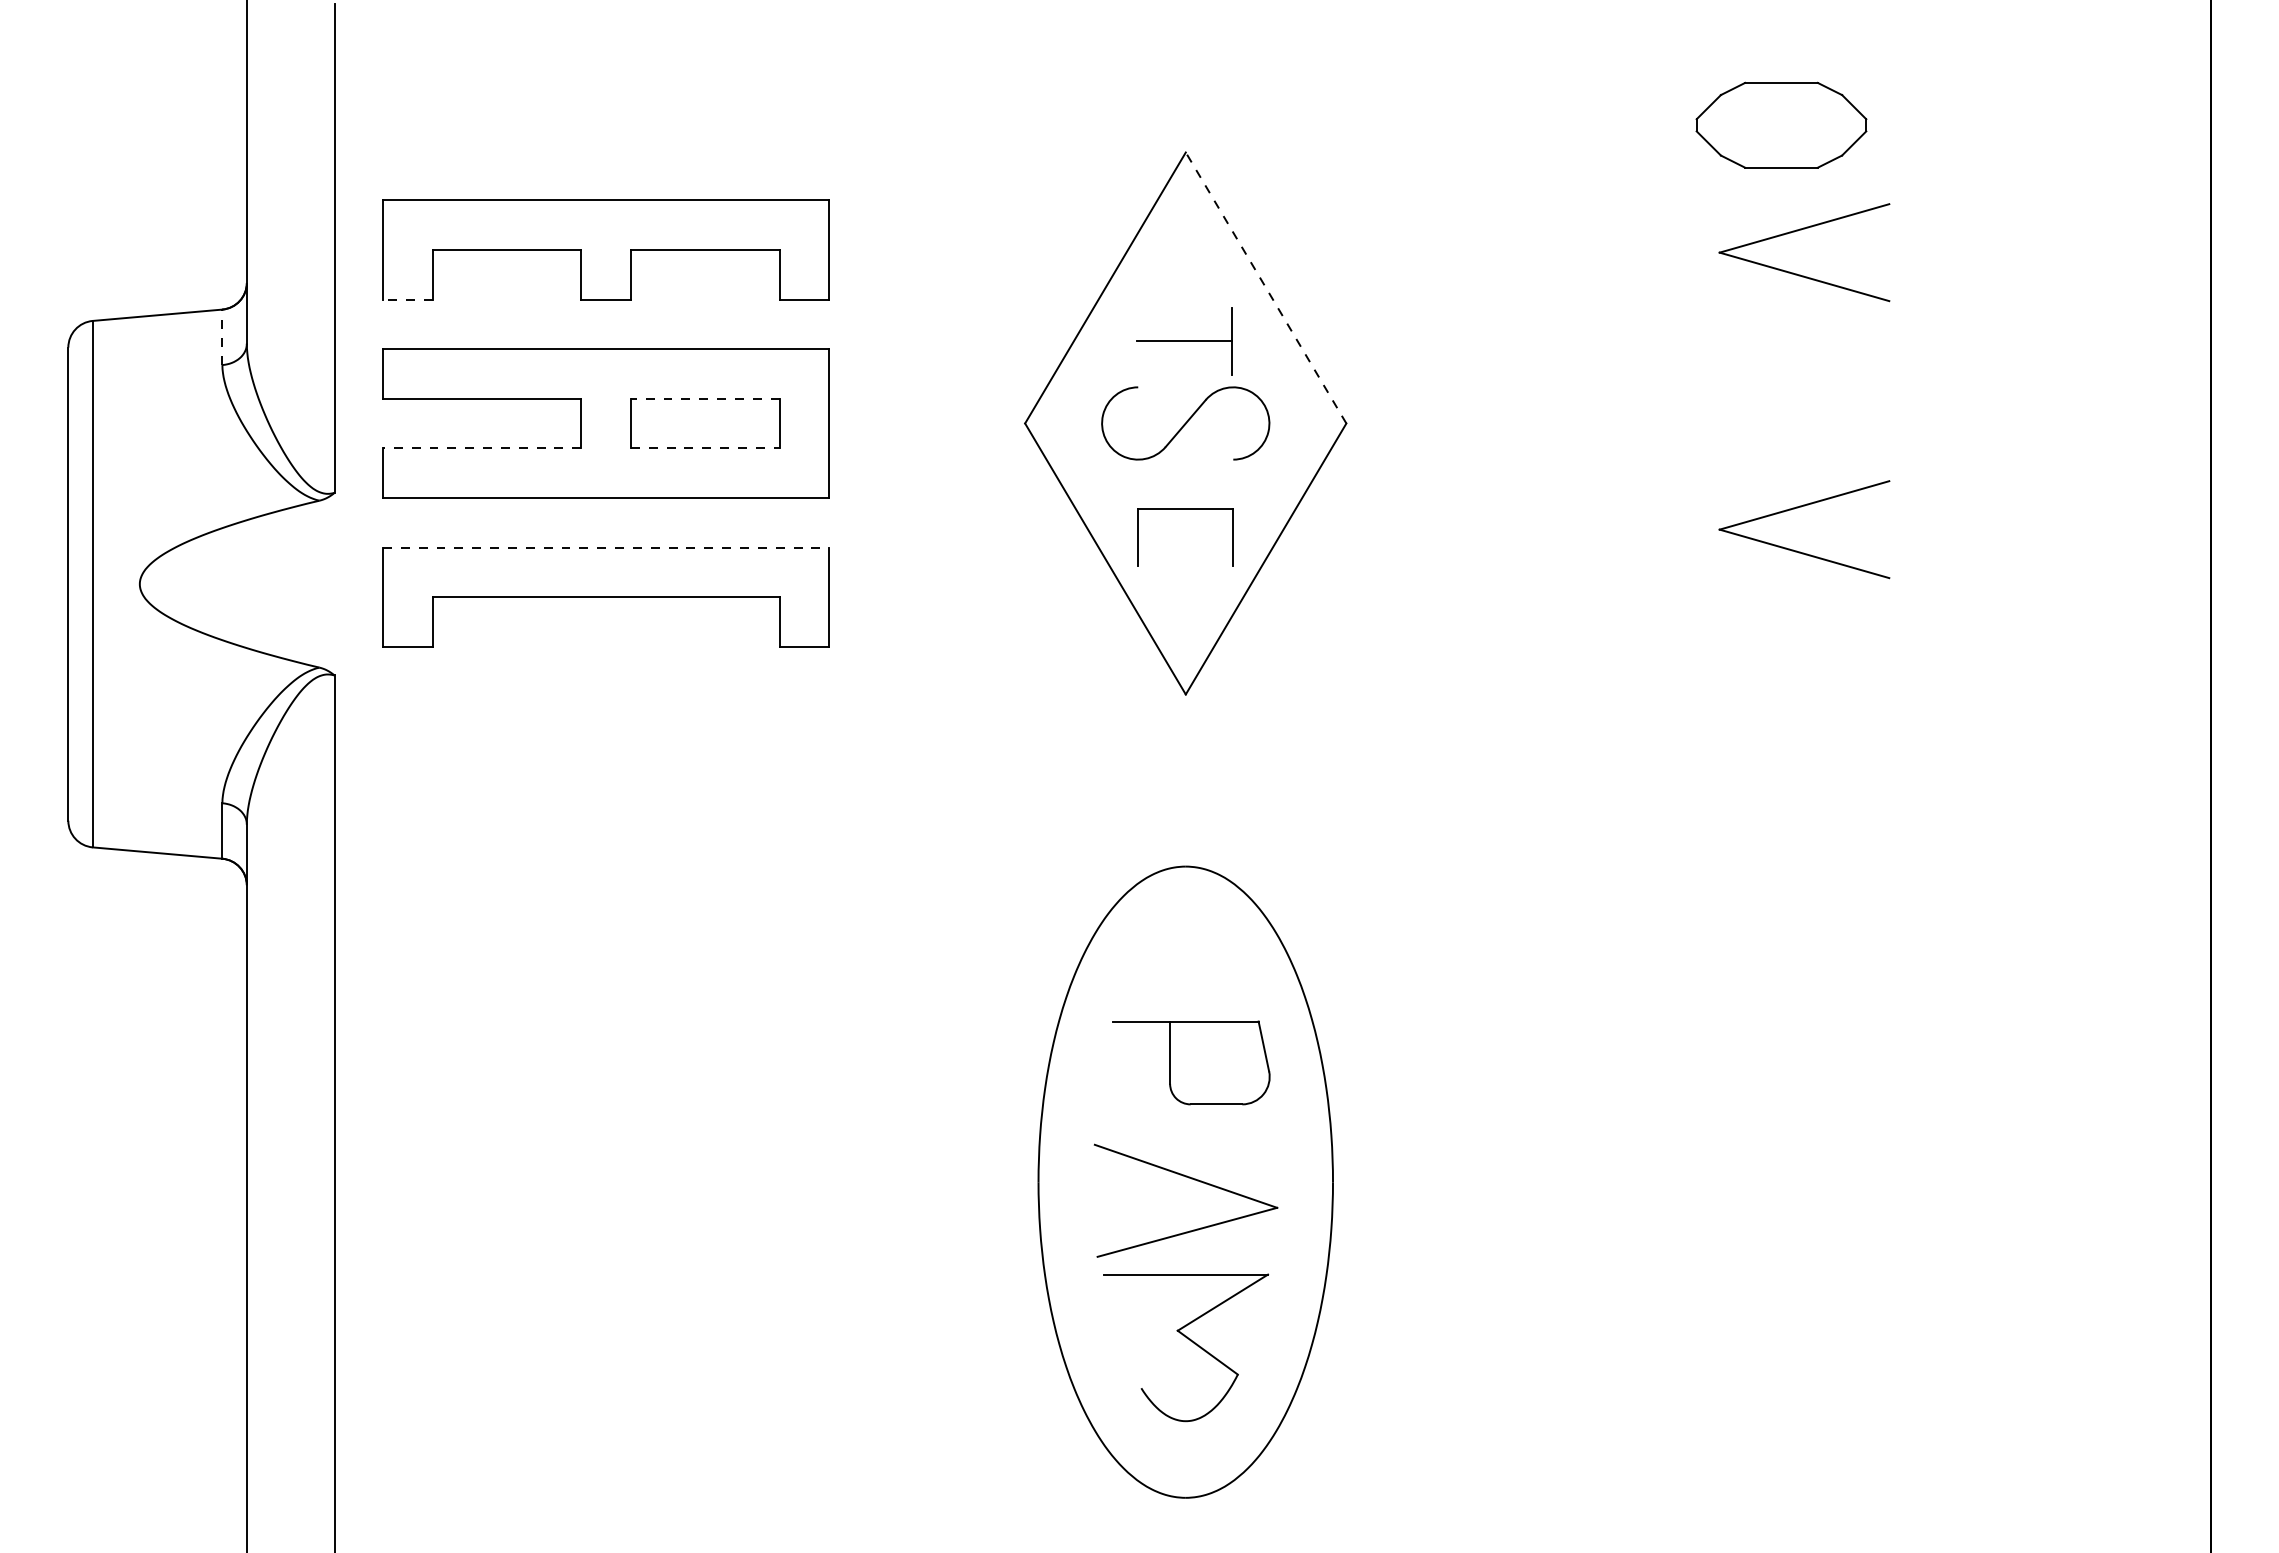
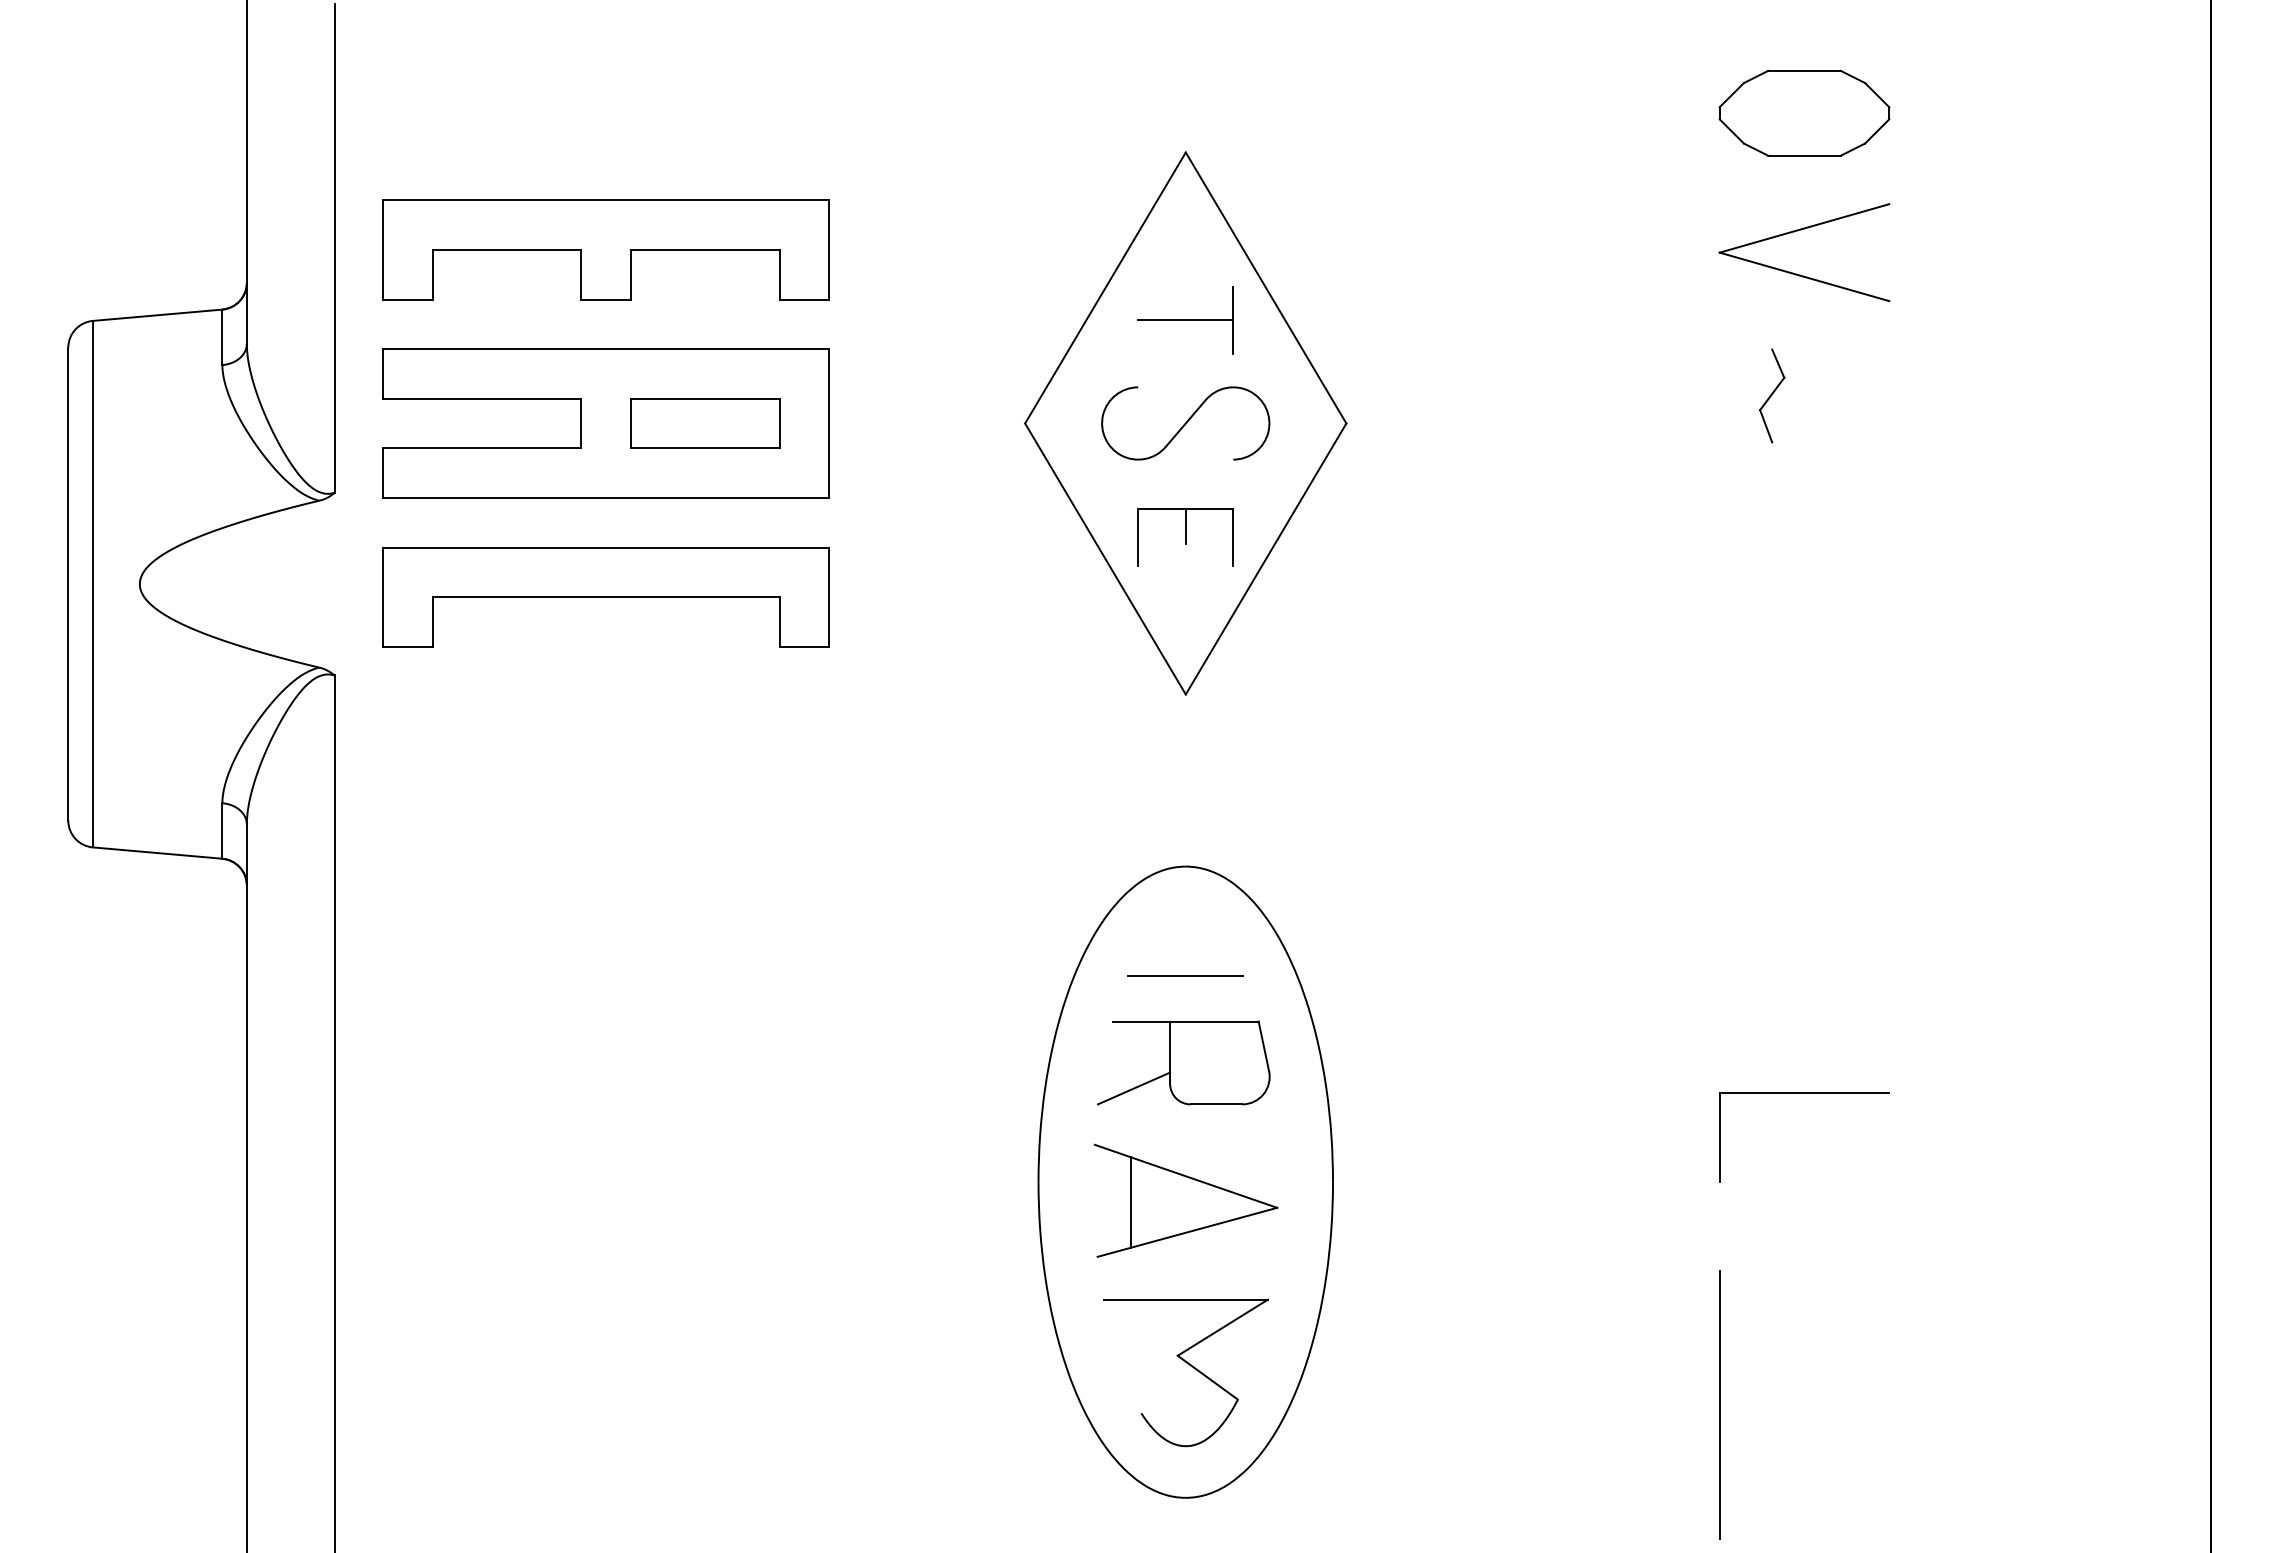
part position: (1781, 124) -> (1804, 112) (1804, 112)
line: dashed -> solid (1266, 288)
line: dashed -> solid (407, 299)
line: dashed -> solid (222, 337)
part position: (1184, 341) -> (1185, 320) (1185, 320)
part: none -> present (1772, 395)
line: dashed -> solid (704, 398)
line: dashed -> solid (481, 448)
line: dashed -> solid (705, 448)
part: present -> none (1798, 508)
line: none -> present (1185, 526)
line: dashed -> solid (606, 547)
line: none -> present (1185, 976)
line: none -> present (1133, 1088)
part: none -> present (1804, 1093)
line: none -> present (1131, 1202)
part position: (1190, 1341) -> (1190, 1366) (1190, 1366)
line: none -> present (1719, 1405)
